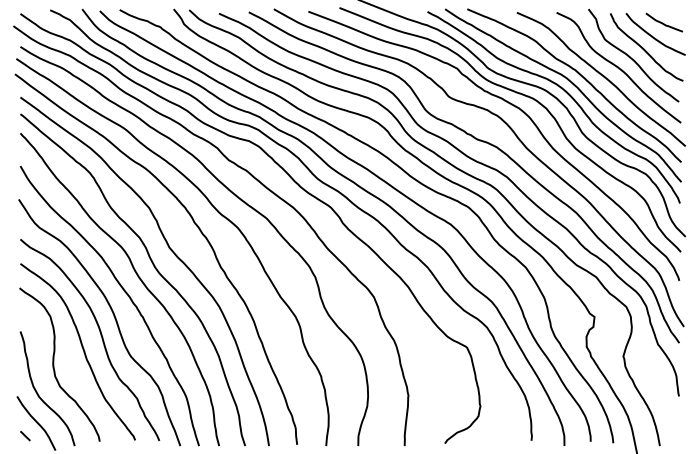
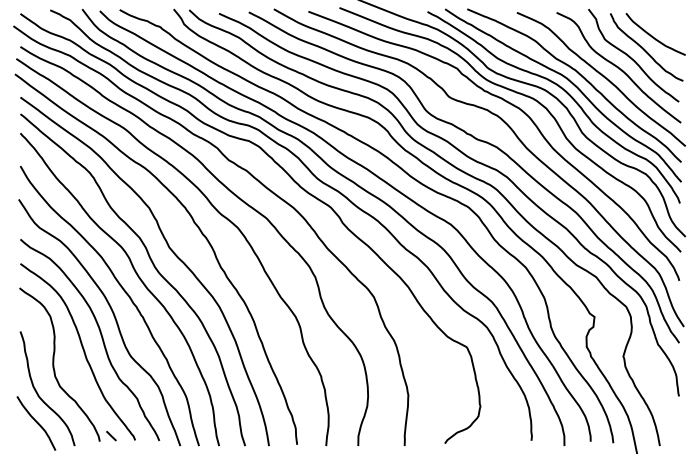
curve: present -> none (662, 22)
line position: (25, 435) -> (111, 435) (111, 435)
